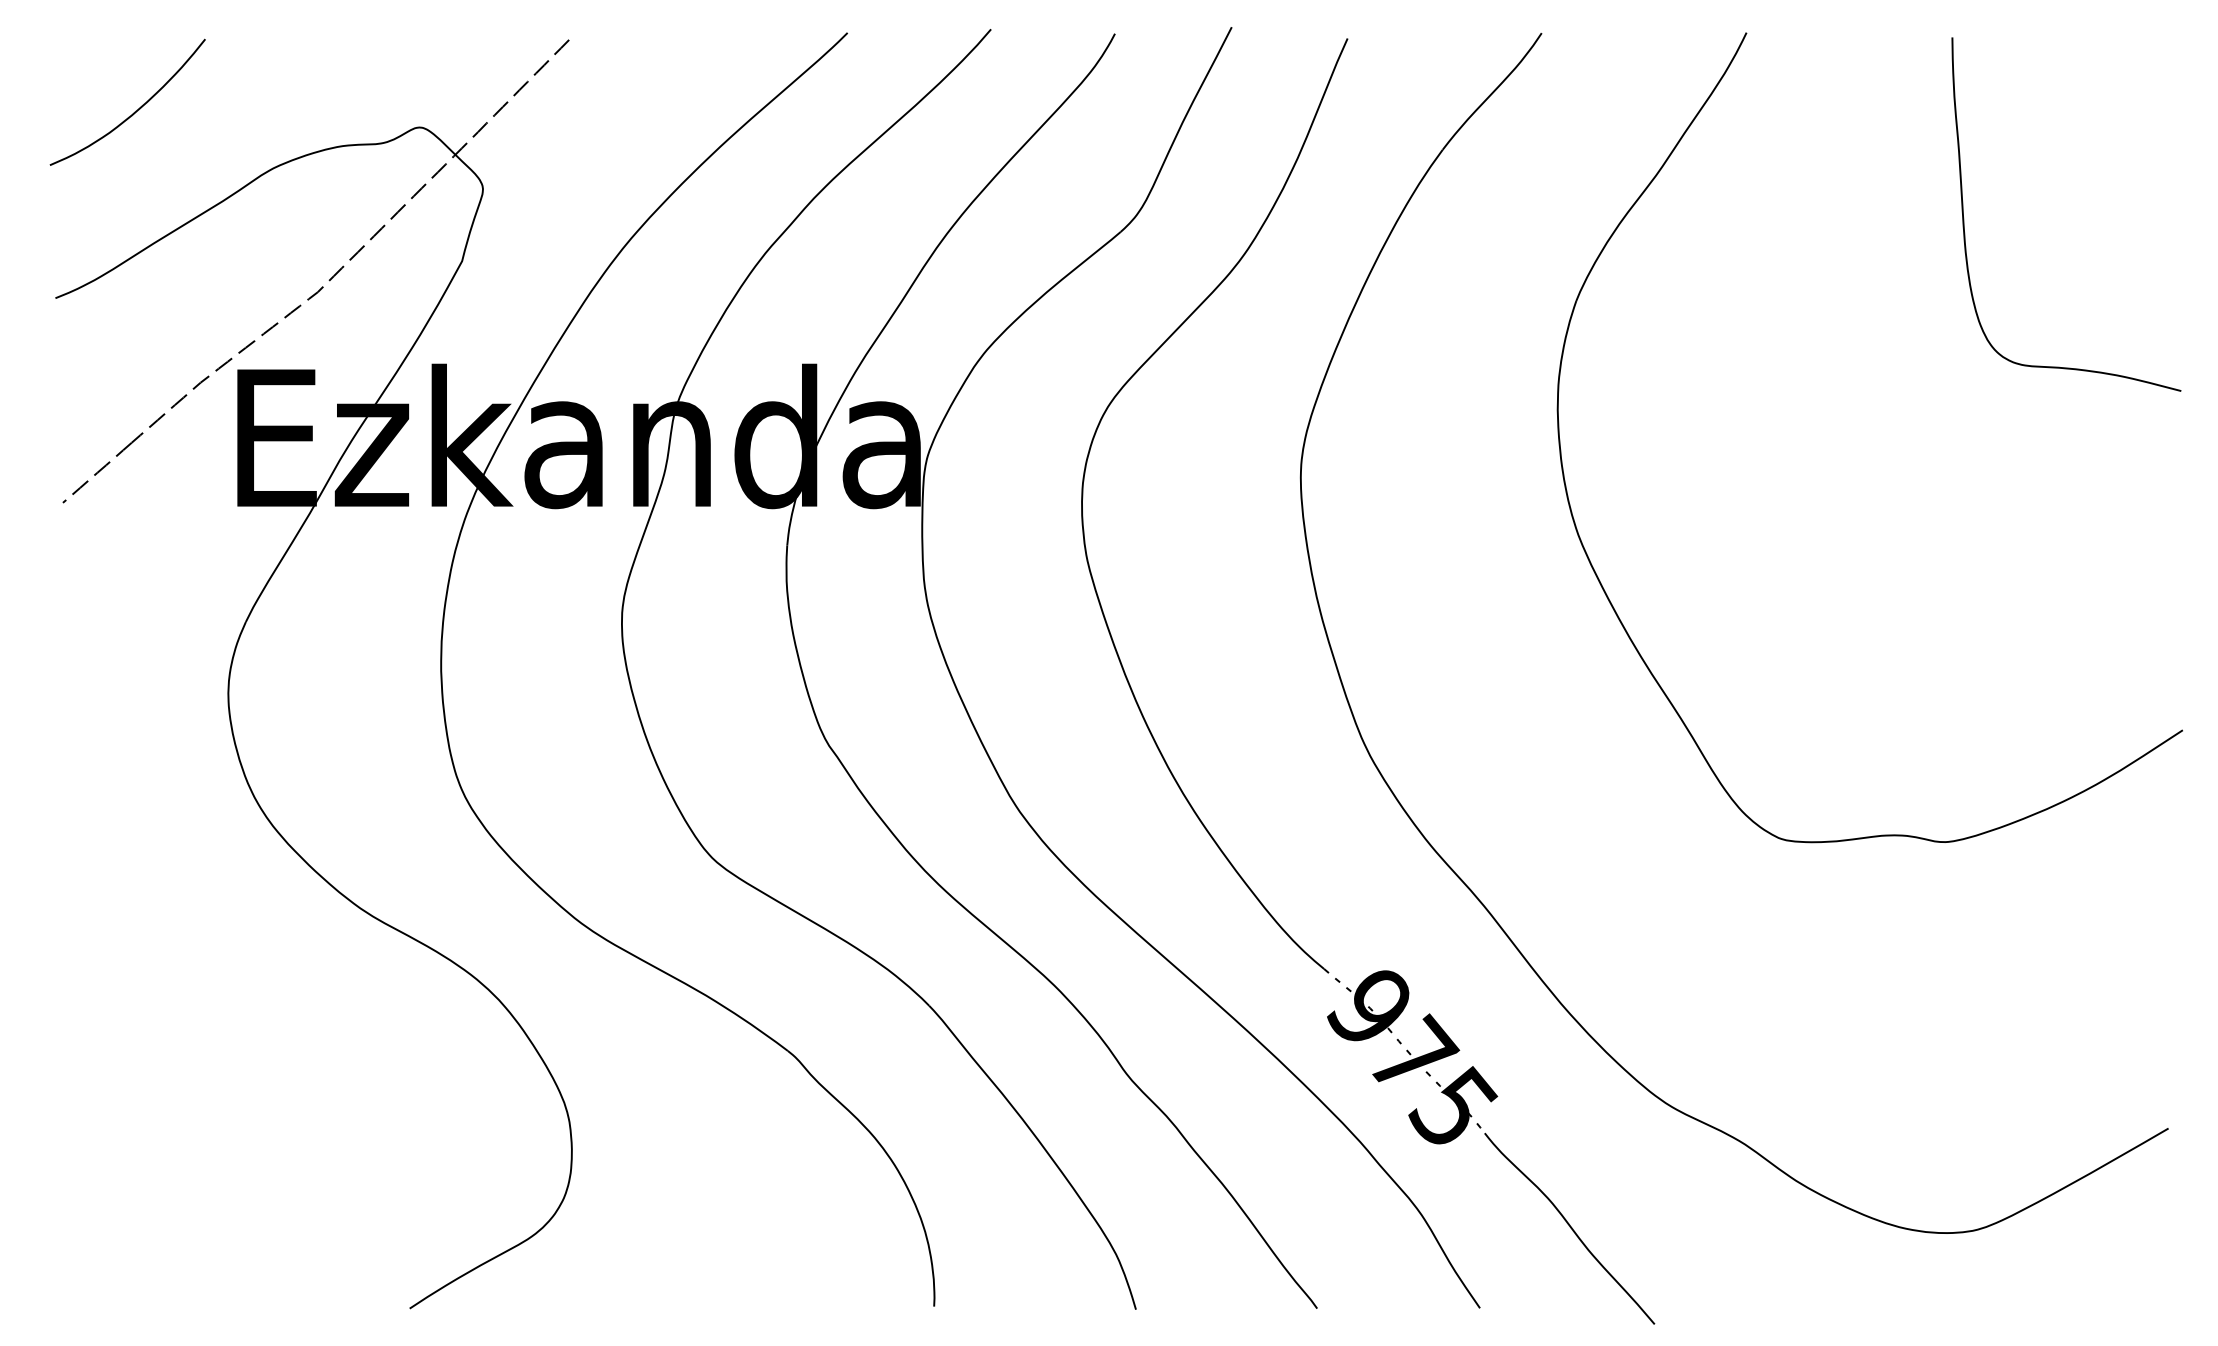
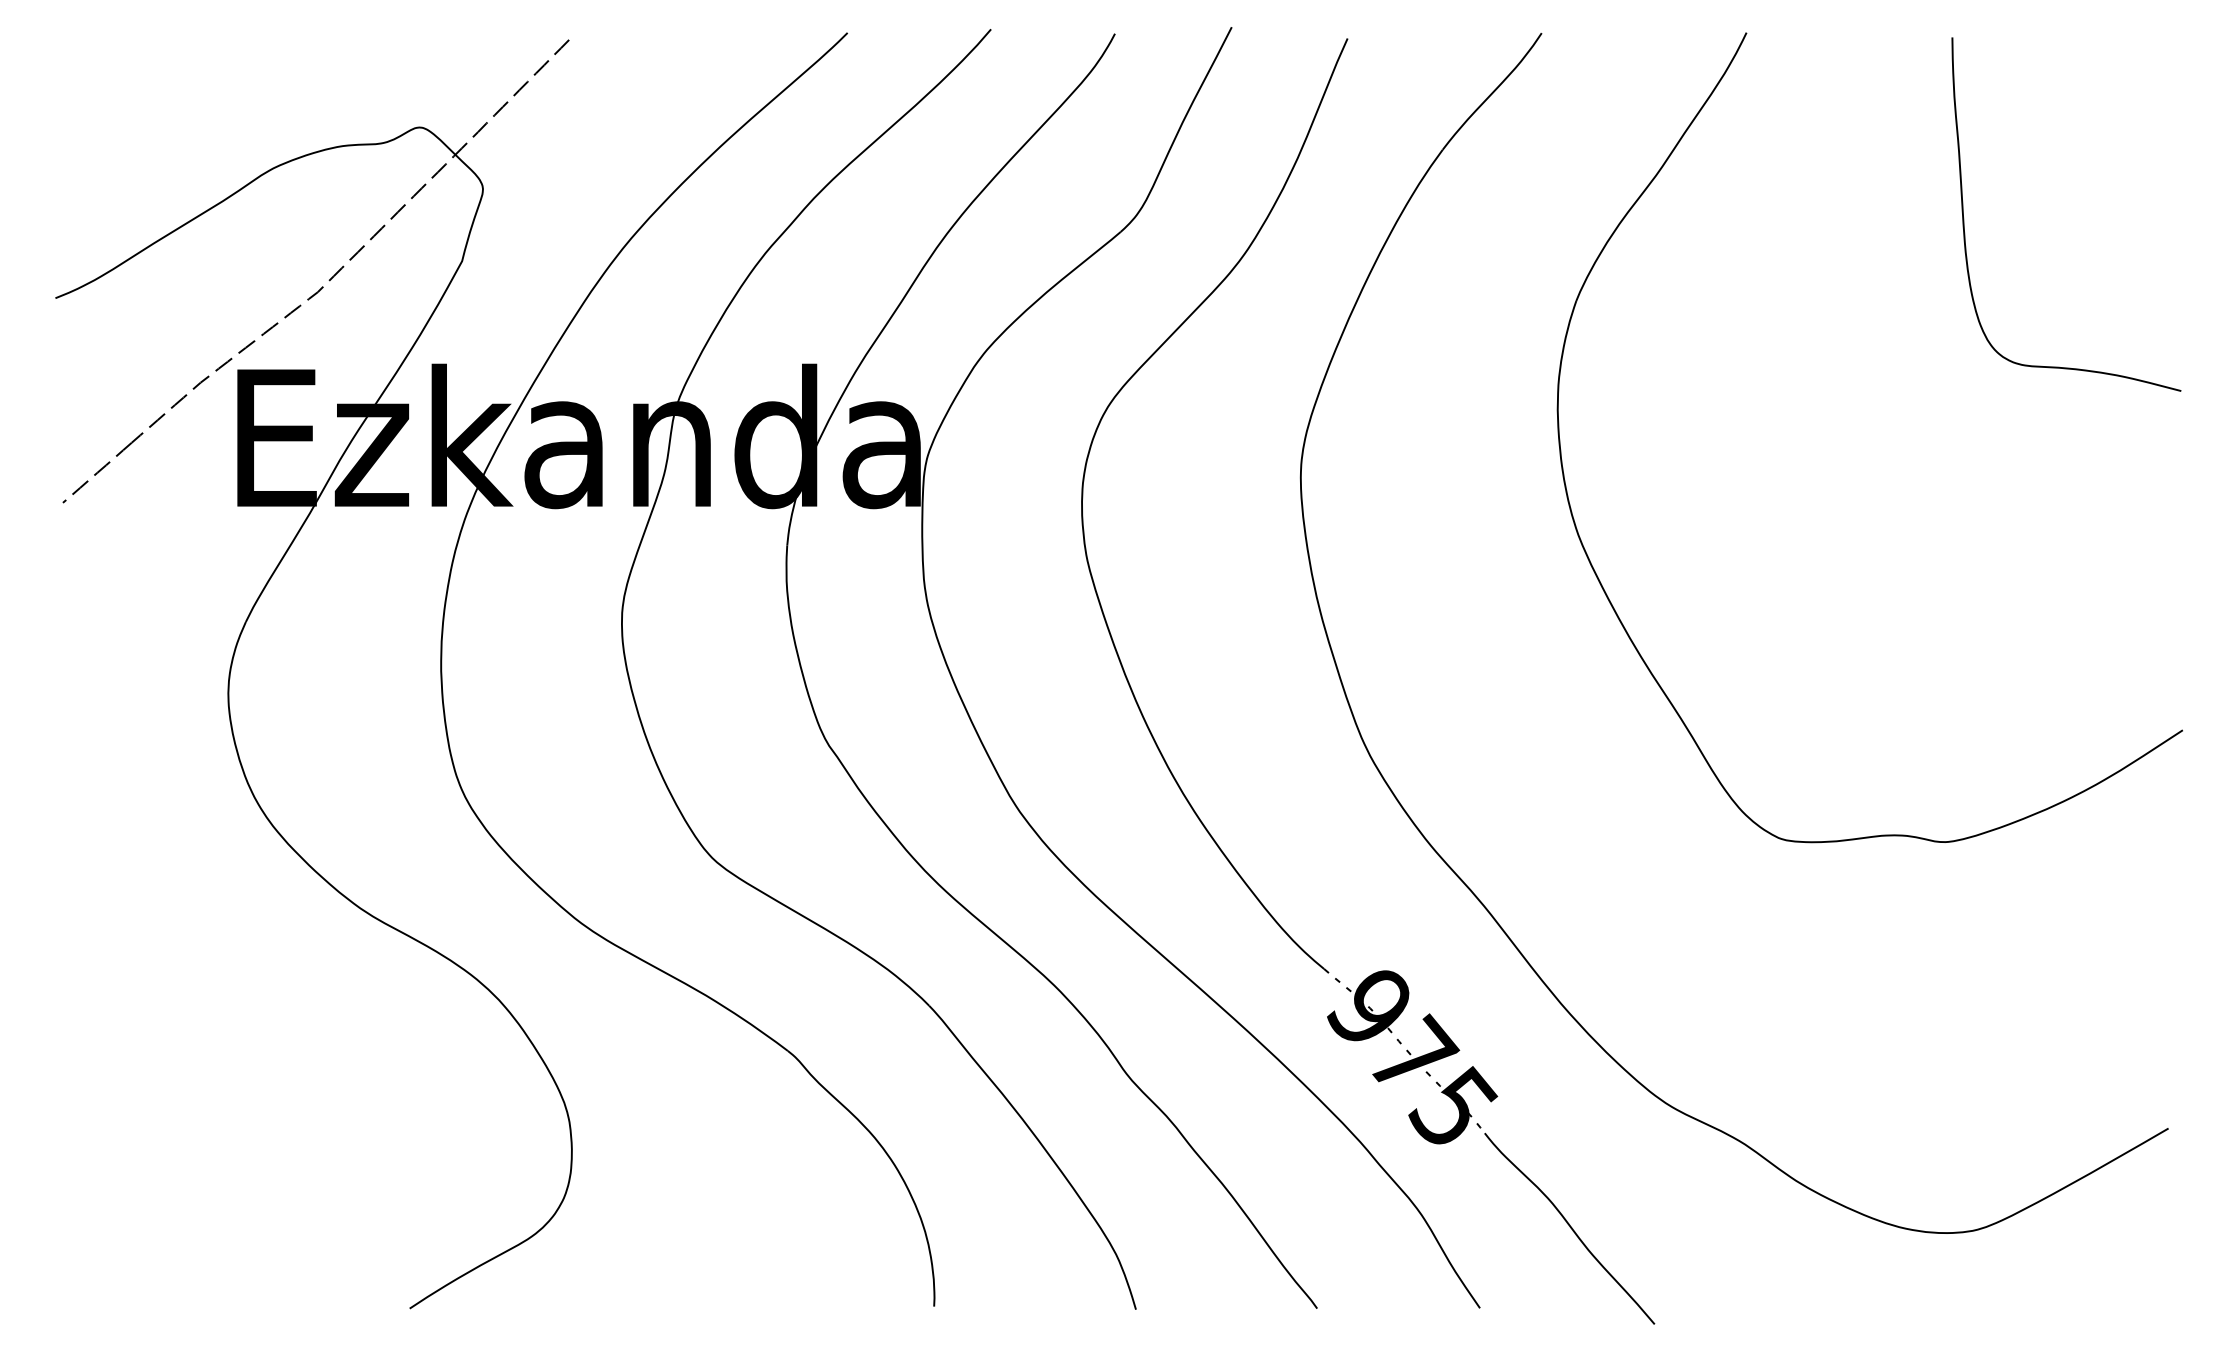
curve: present -> none (134, 111)
